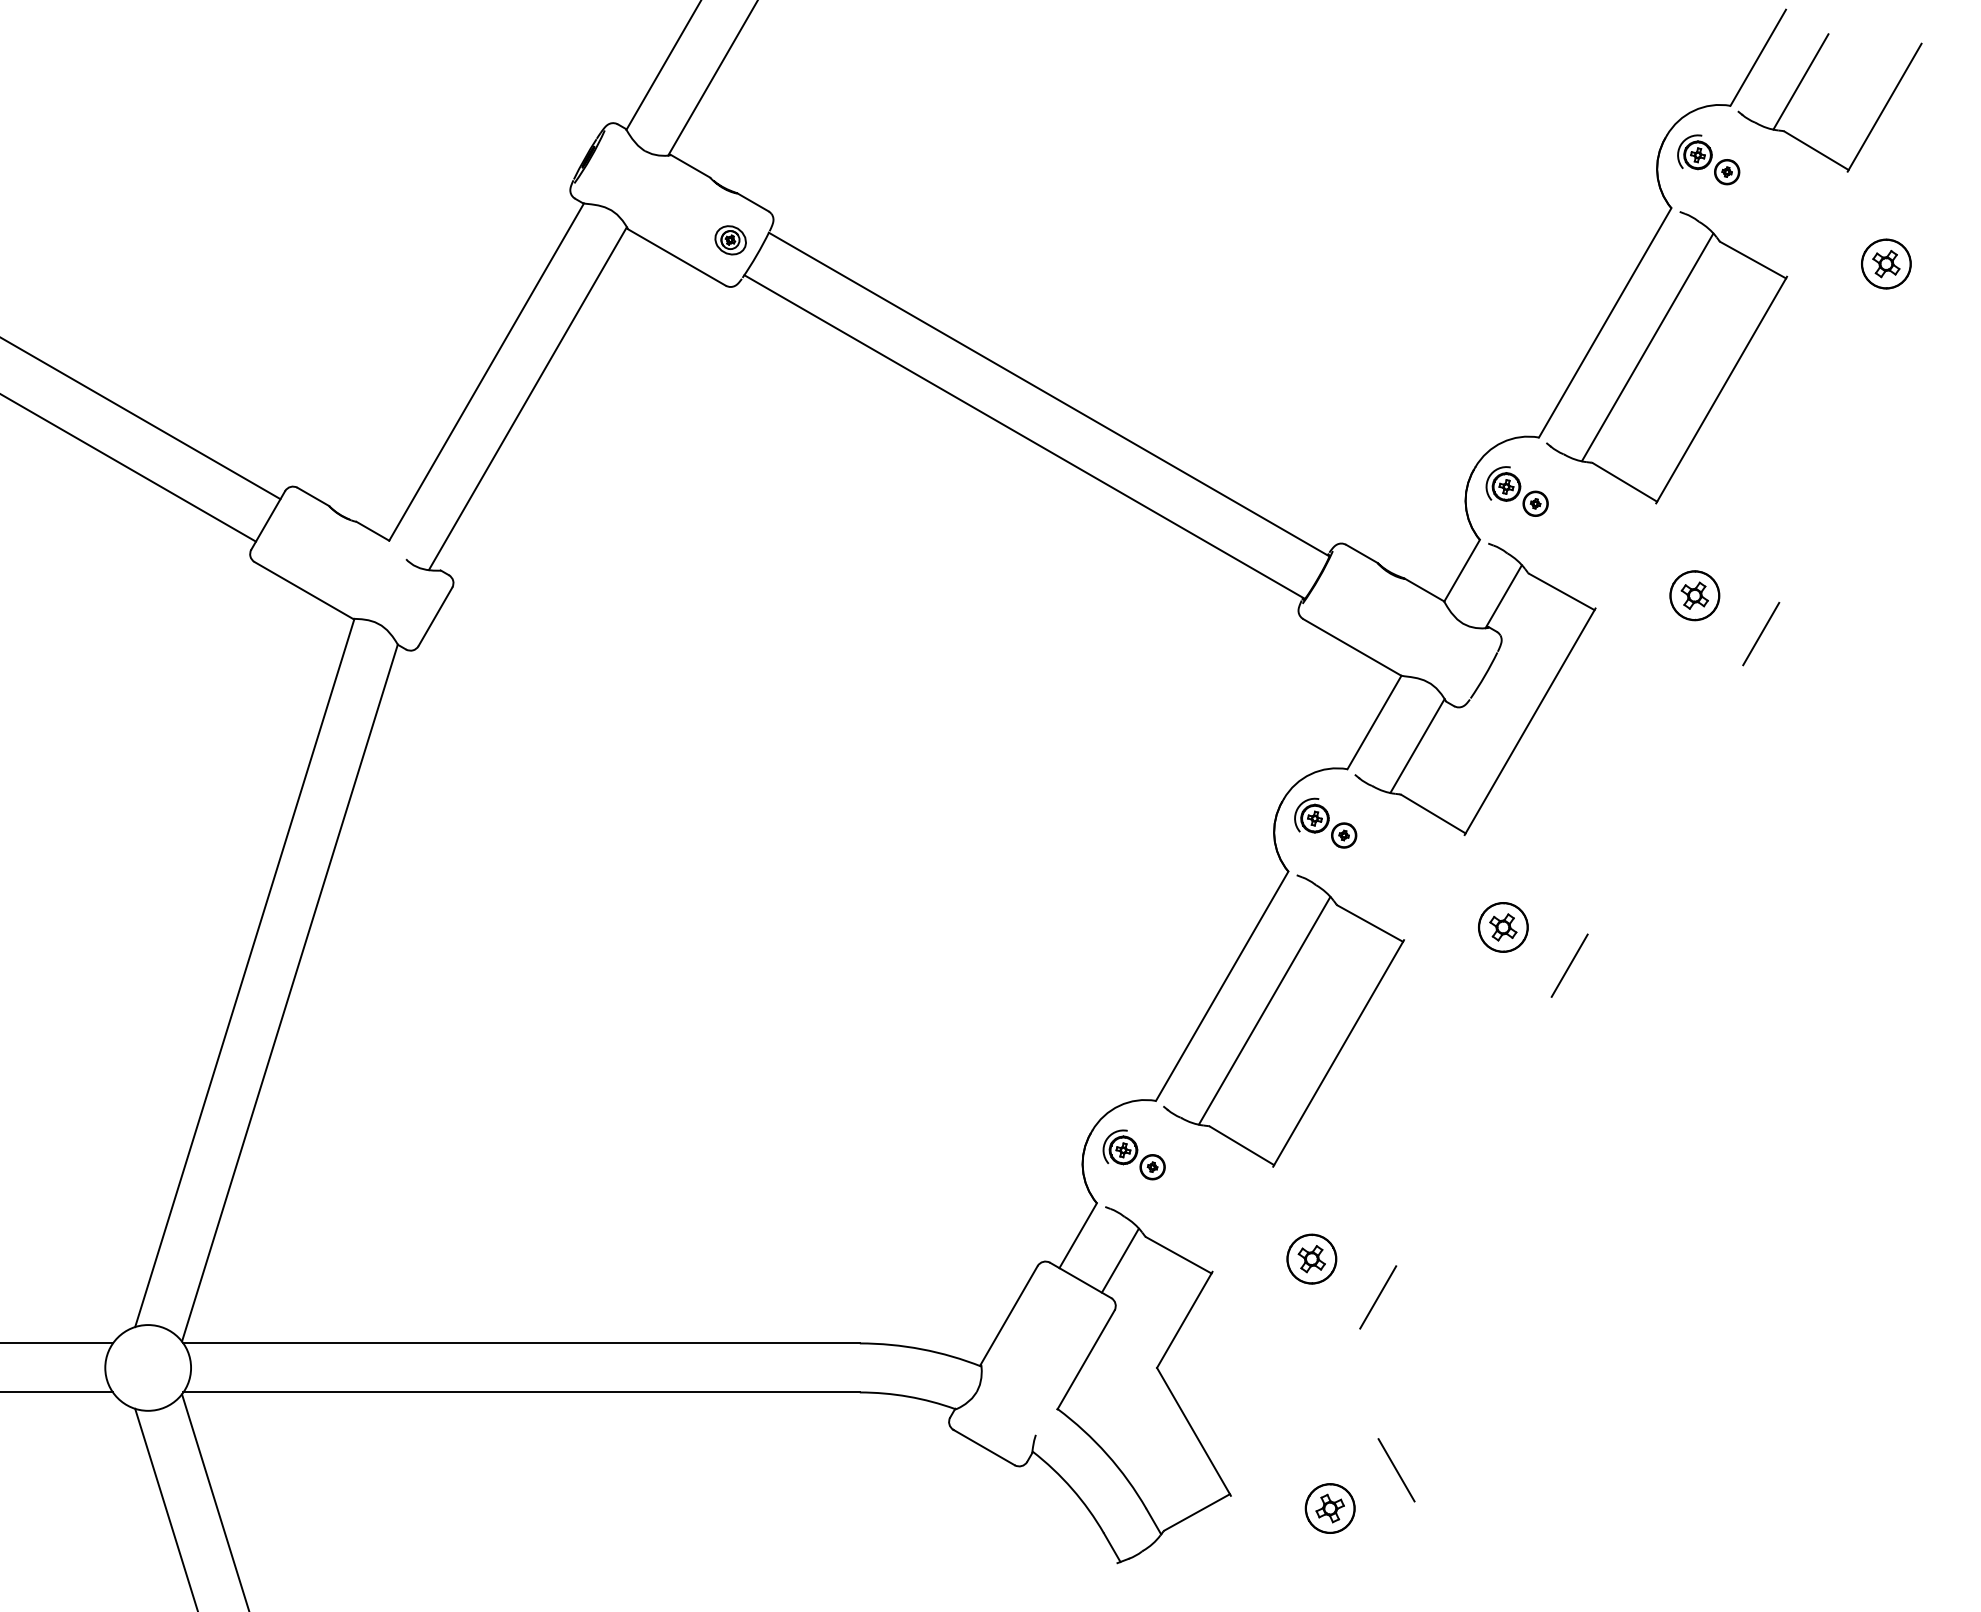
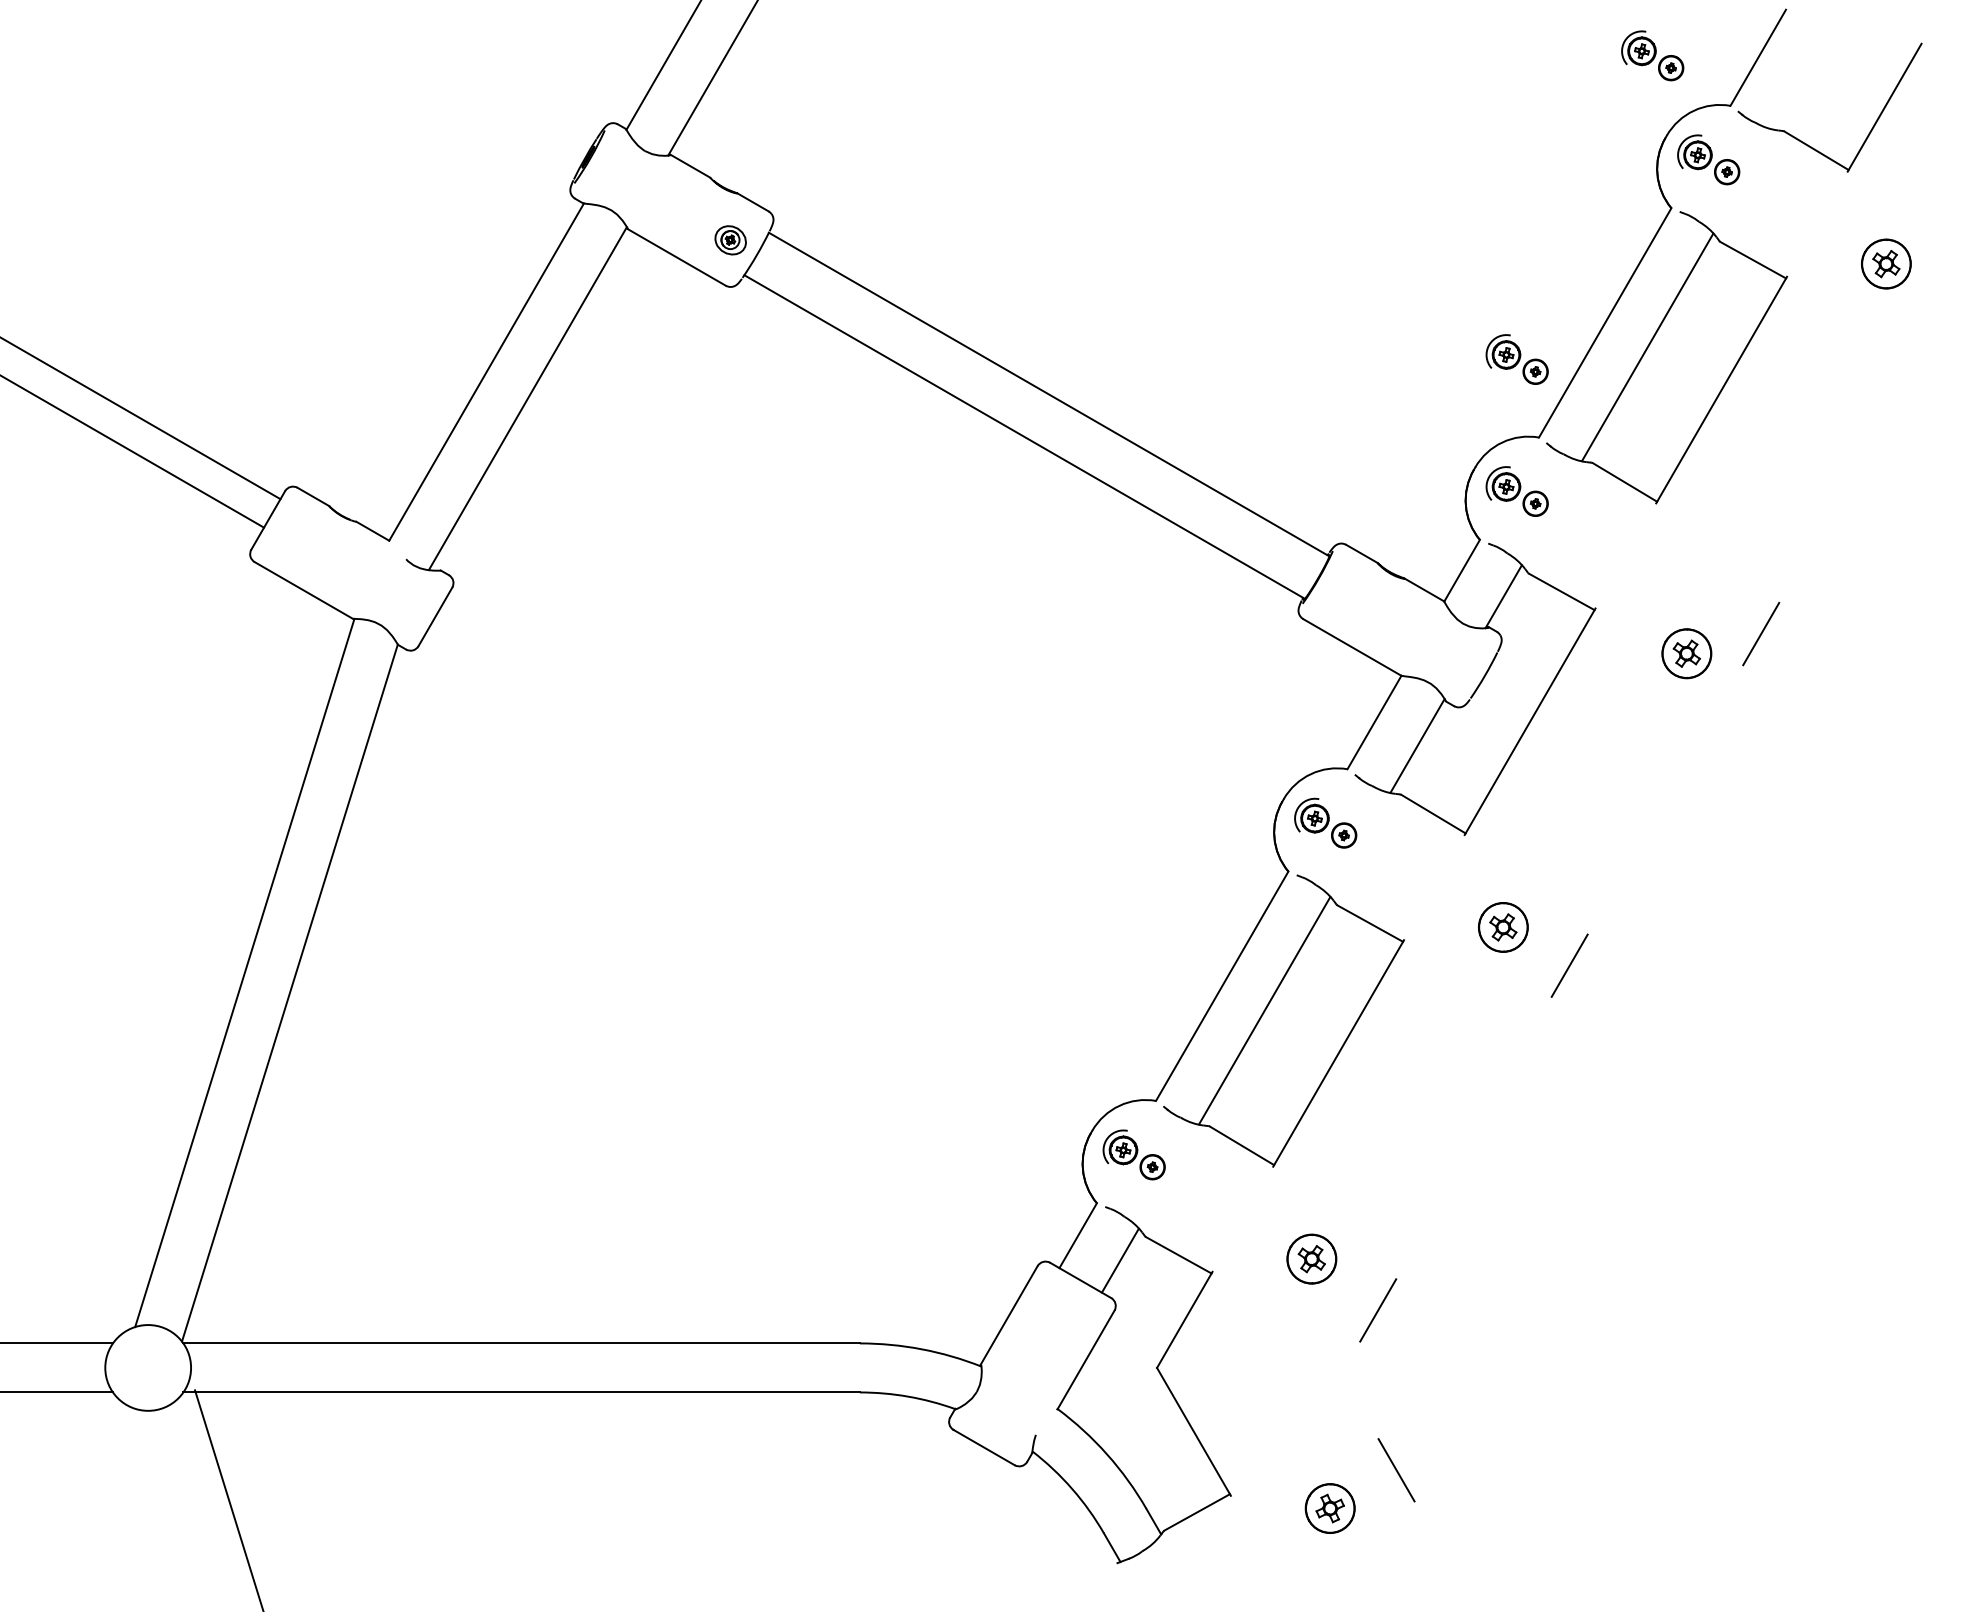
part: none -> present (1652, 55)
line: present -> none (1800, 81)
part: none -> present (1516, 359)
line position: (128, 468) -> (132, 451) (132, 451)
part position: (1694, 595) -> (1686, 653) (1686, 653)
line position: (1378, 1297) -> (1378, 1310) (1378, 1310)
line position: (215, 1501) -> (228, 1499) (228, 1499)
line: present -> none (166, 1508)
